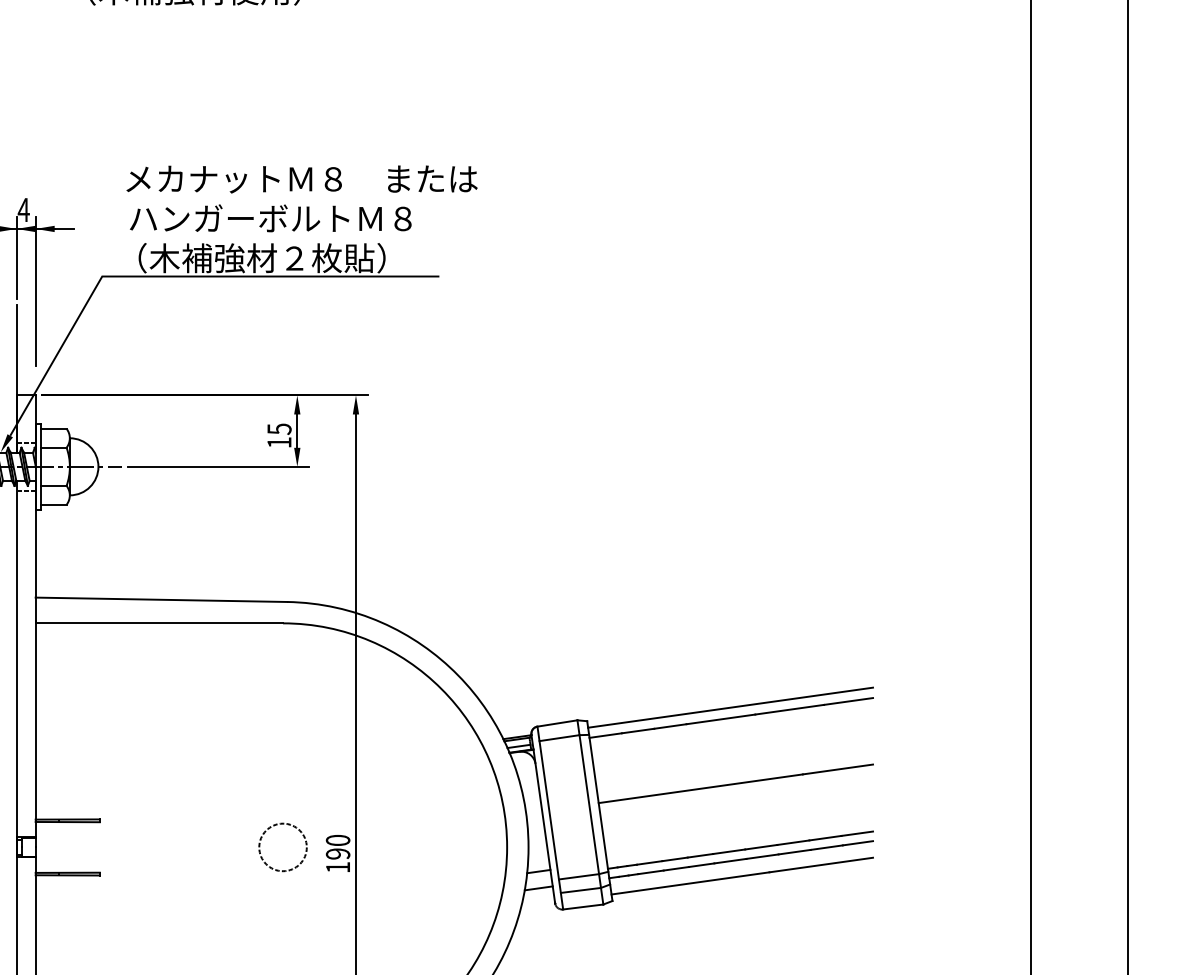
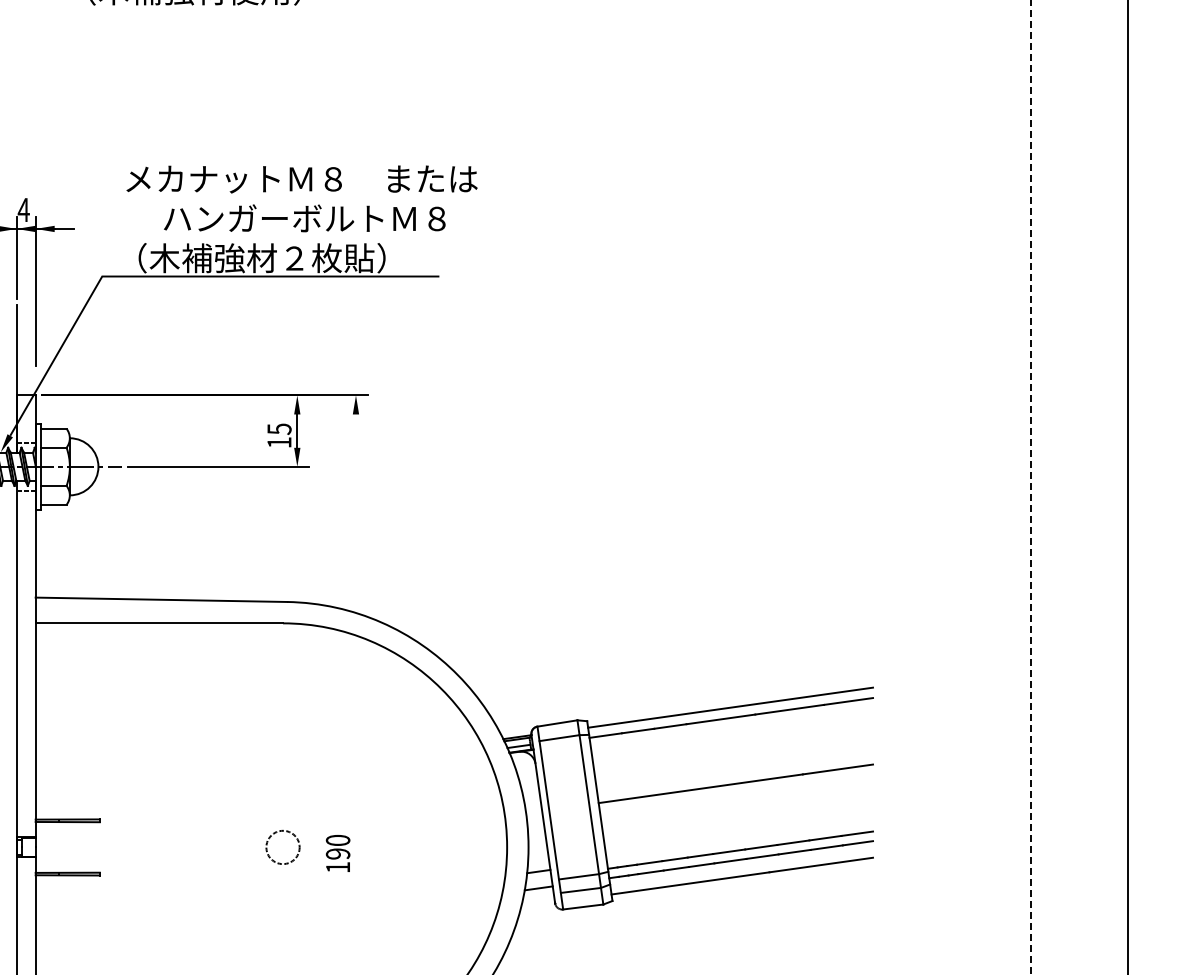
text position: (270, 218) -> (304, 218) (304, 218)
line: solid -> dashed (1030, 487)
line: present -> none (355, 692)
circle size: 50x51 px -> 36x36 px (282, 846)
